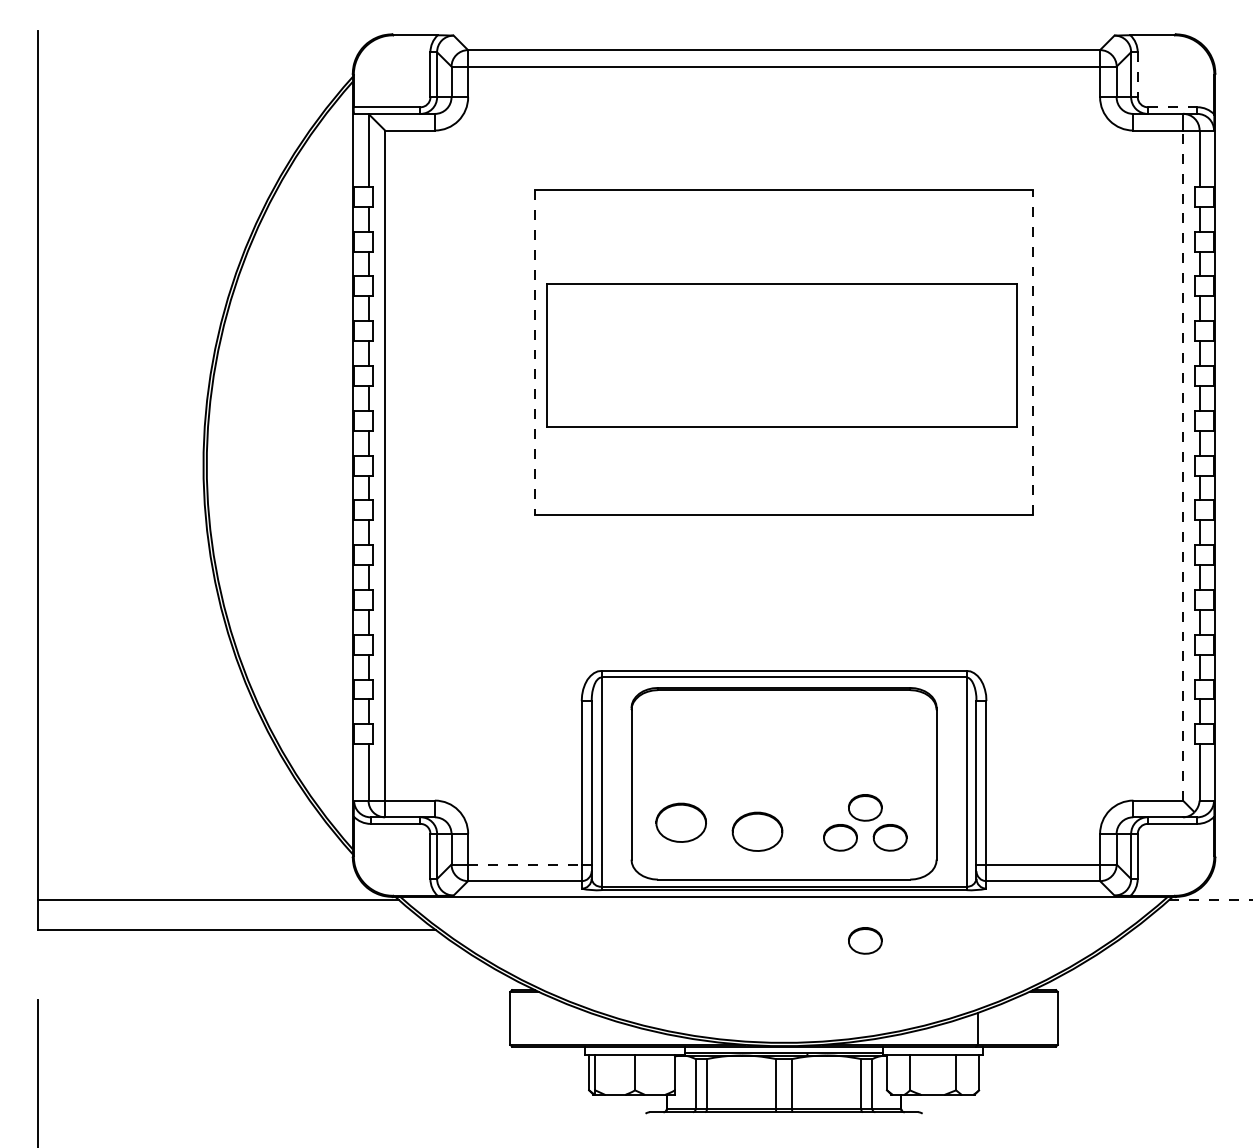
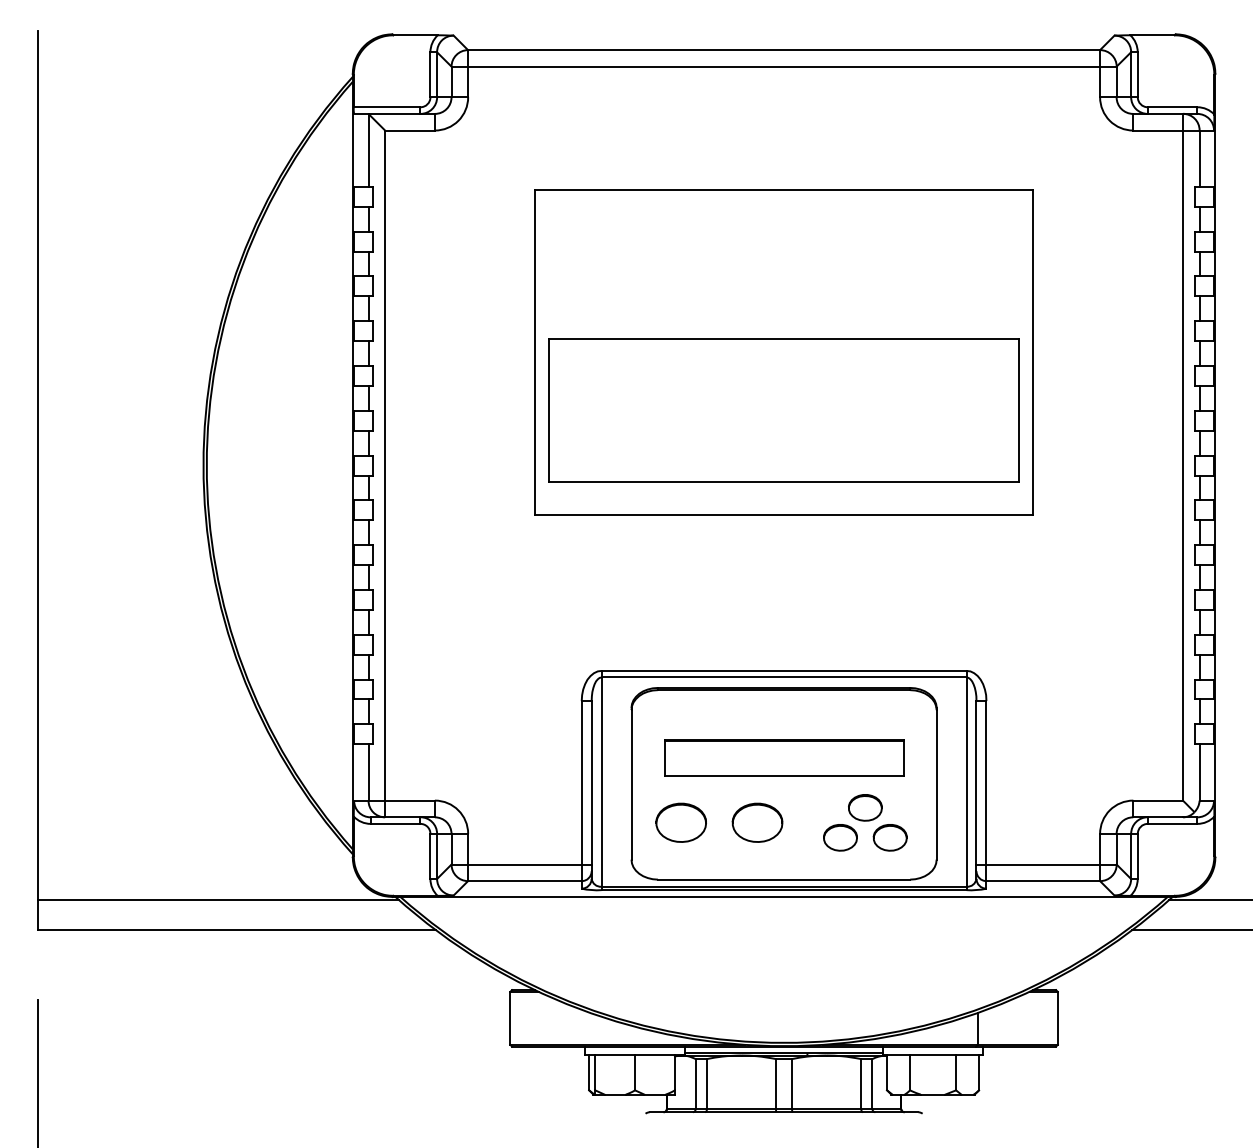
line: dashed -> solid (1137, 74)
line: dashed -> solid (1172, 107)
line: dashed -> solid (535, 352)
line: dashed -> solid (1032, 352)
part position: (781, 355) -> (783, 410) (783, 410)
line: dashed -> solid (1183, 465)
part: none -> present (784, 757)
part position: (757, 831) -> (757, 822) (757, 822)
line: dashed -> solid (524, 864)
line: dashed -> solid (1211, 900)
line: none -> present (1190, 930)
part: present -> none (865, 940)
